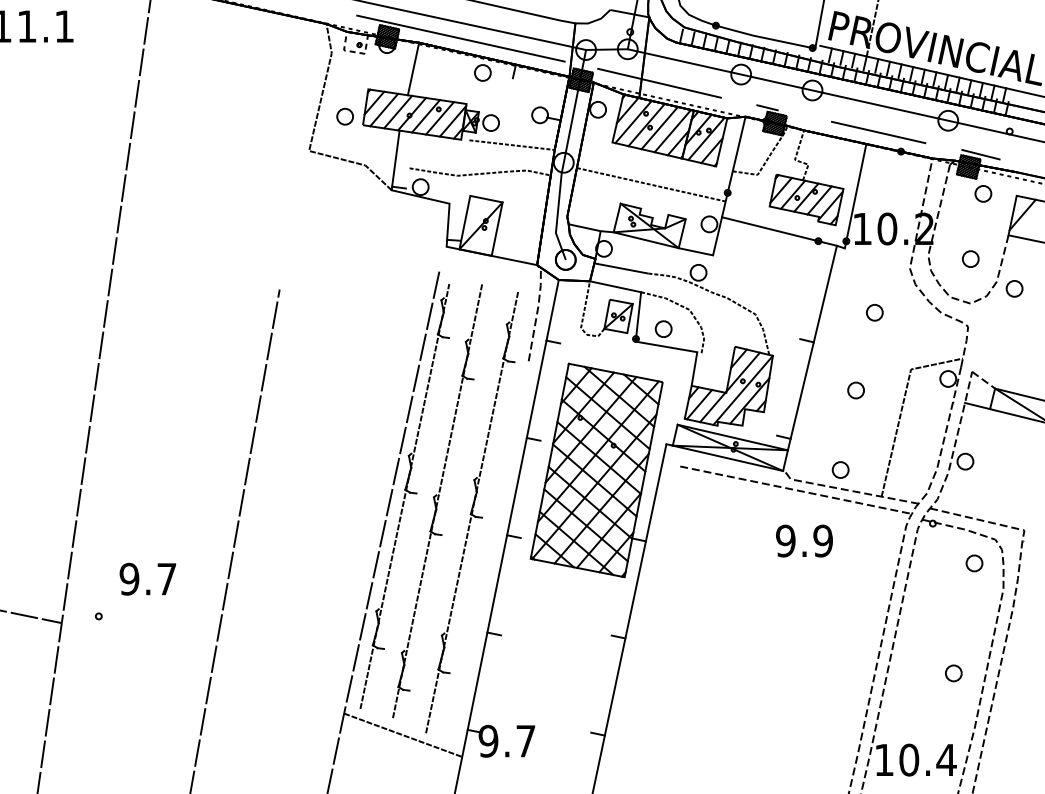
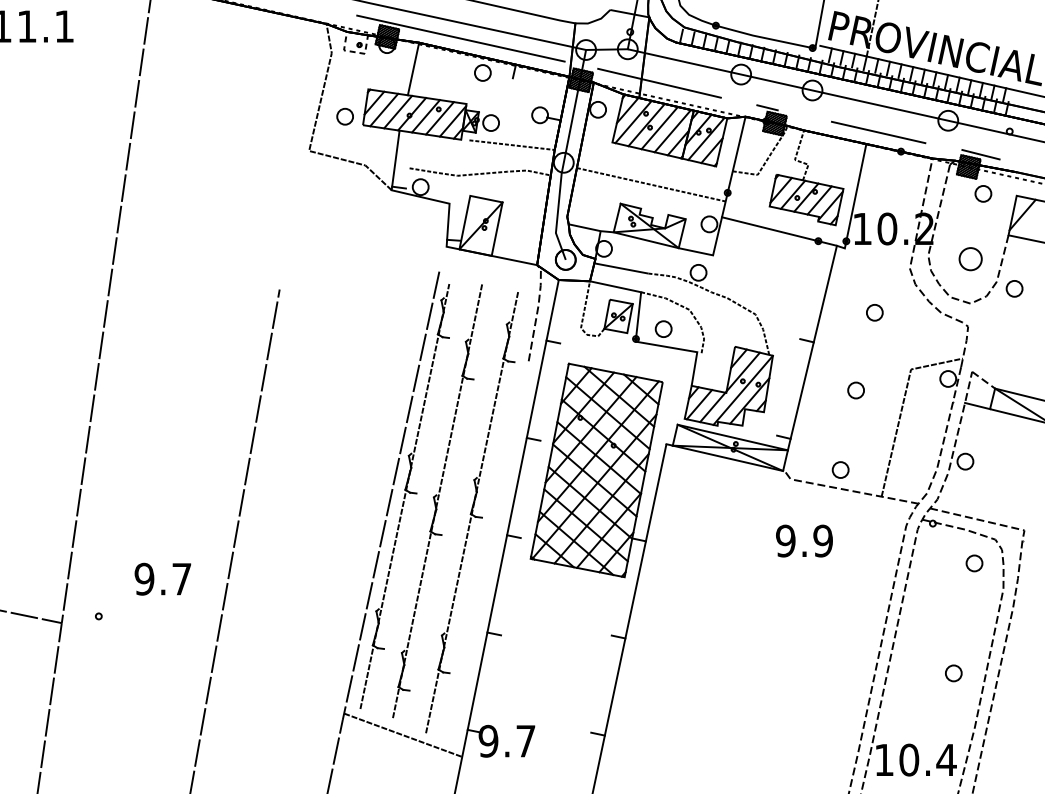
part size: 18x18 px -> 25x25 px (970, 259)
line: present -> none (795, 489)
text position: (147, 578) -> (162, 578) (162, 578)
